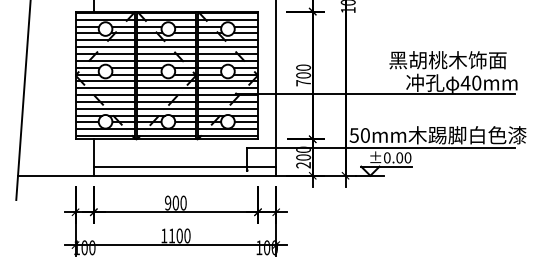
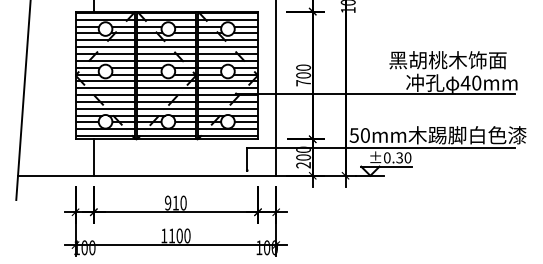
text: ±0.00 -> ±0.30 (399, 157)
line: present -> none (184, 166)
text: 900 -> 910 (175, 202)
